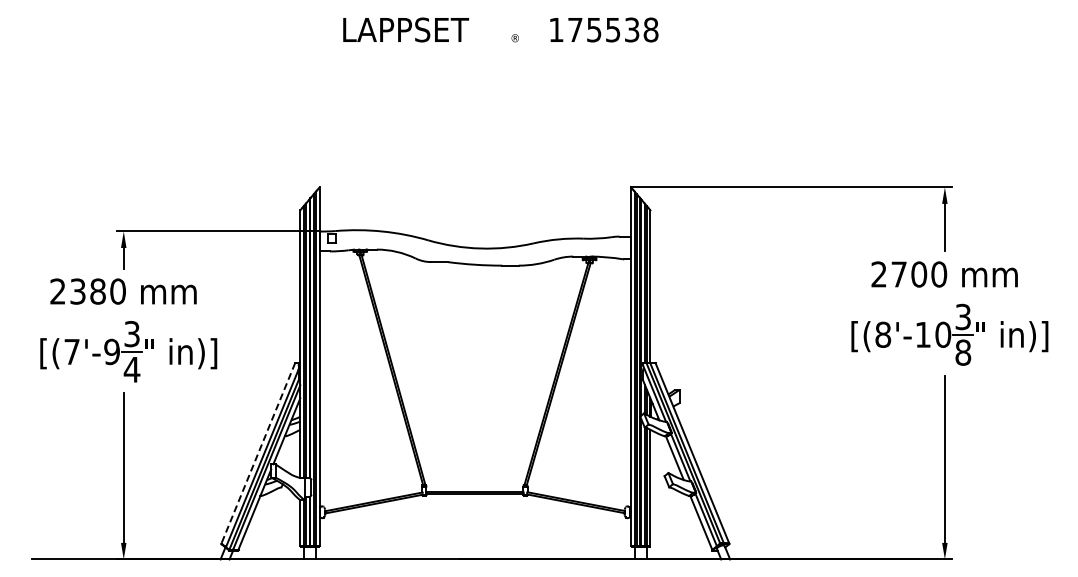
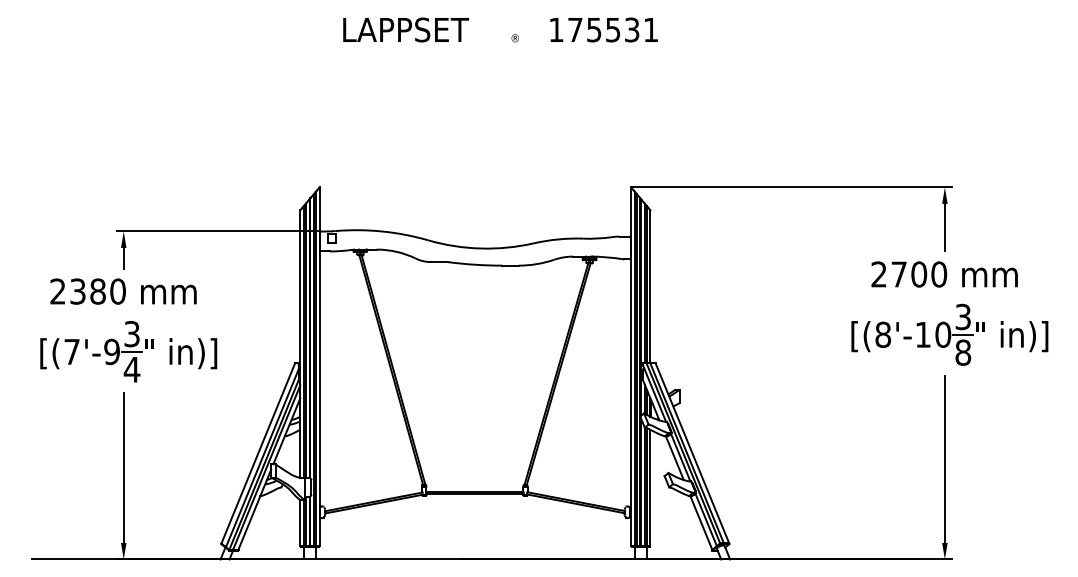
text: 175538 -> 175531 (650, 29)
line: dashed -> solid (258, 453)
